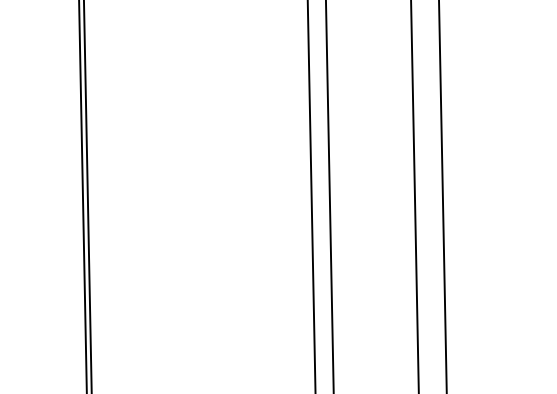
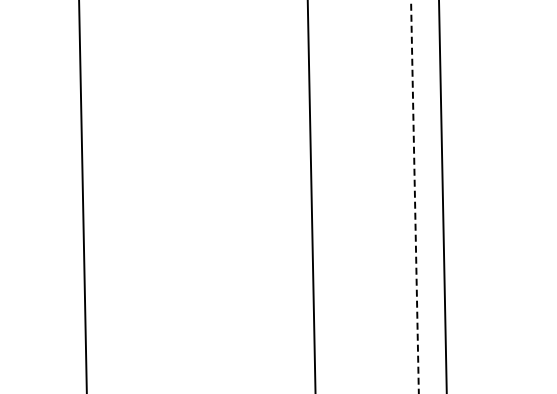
line: present -> none (87, 196)
line: present -> none (329, 196)
line: solid -> dashed (414, 197)
